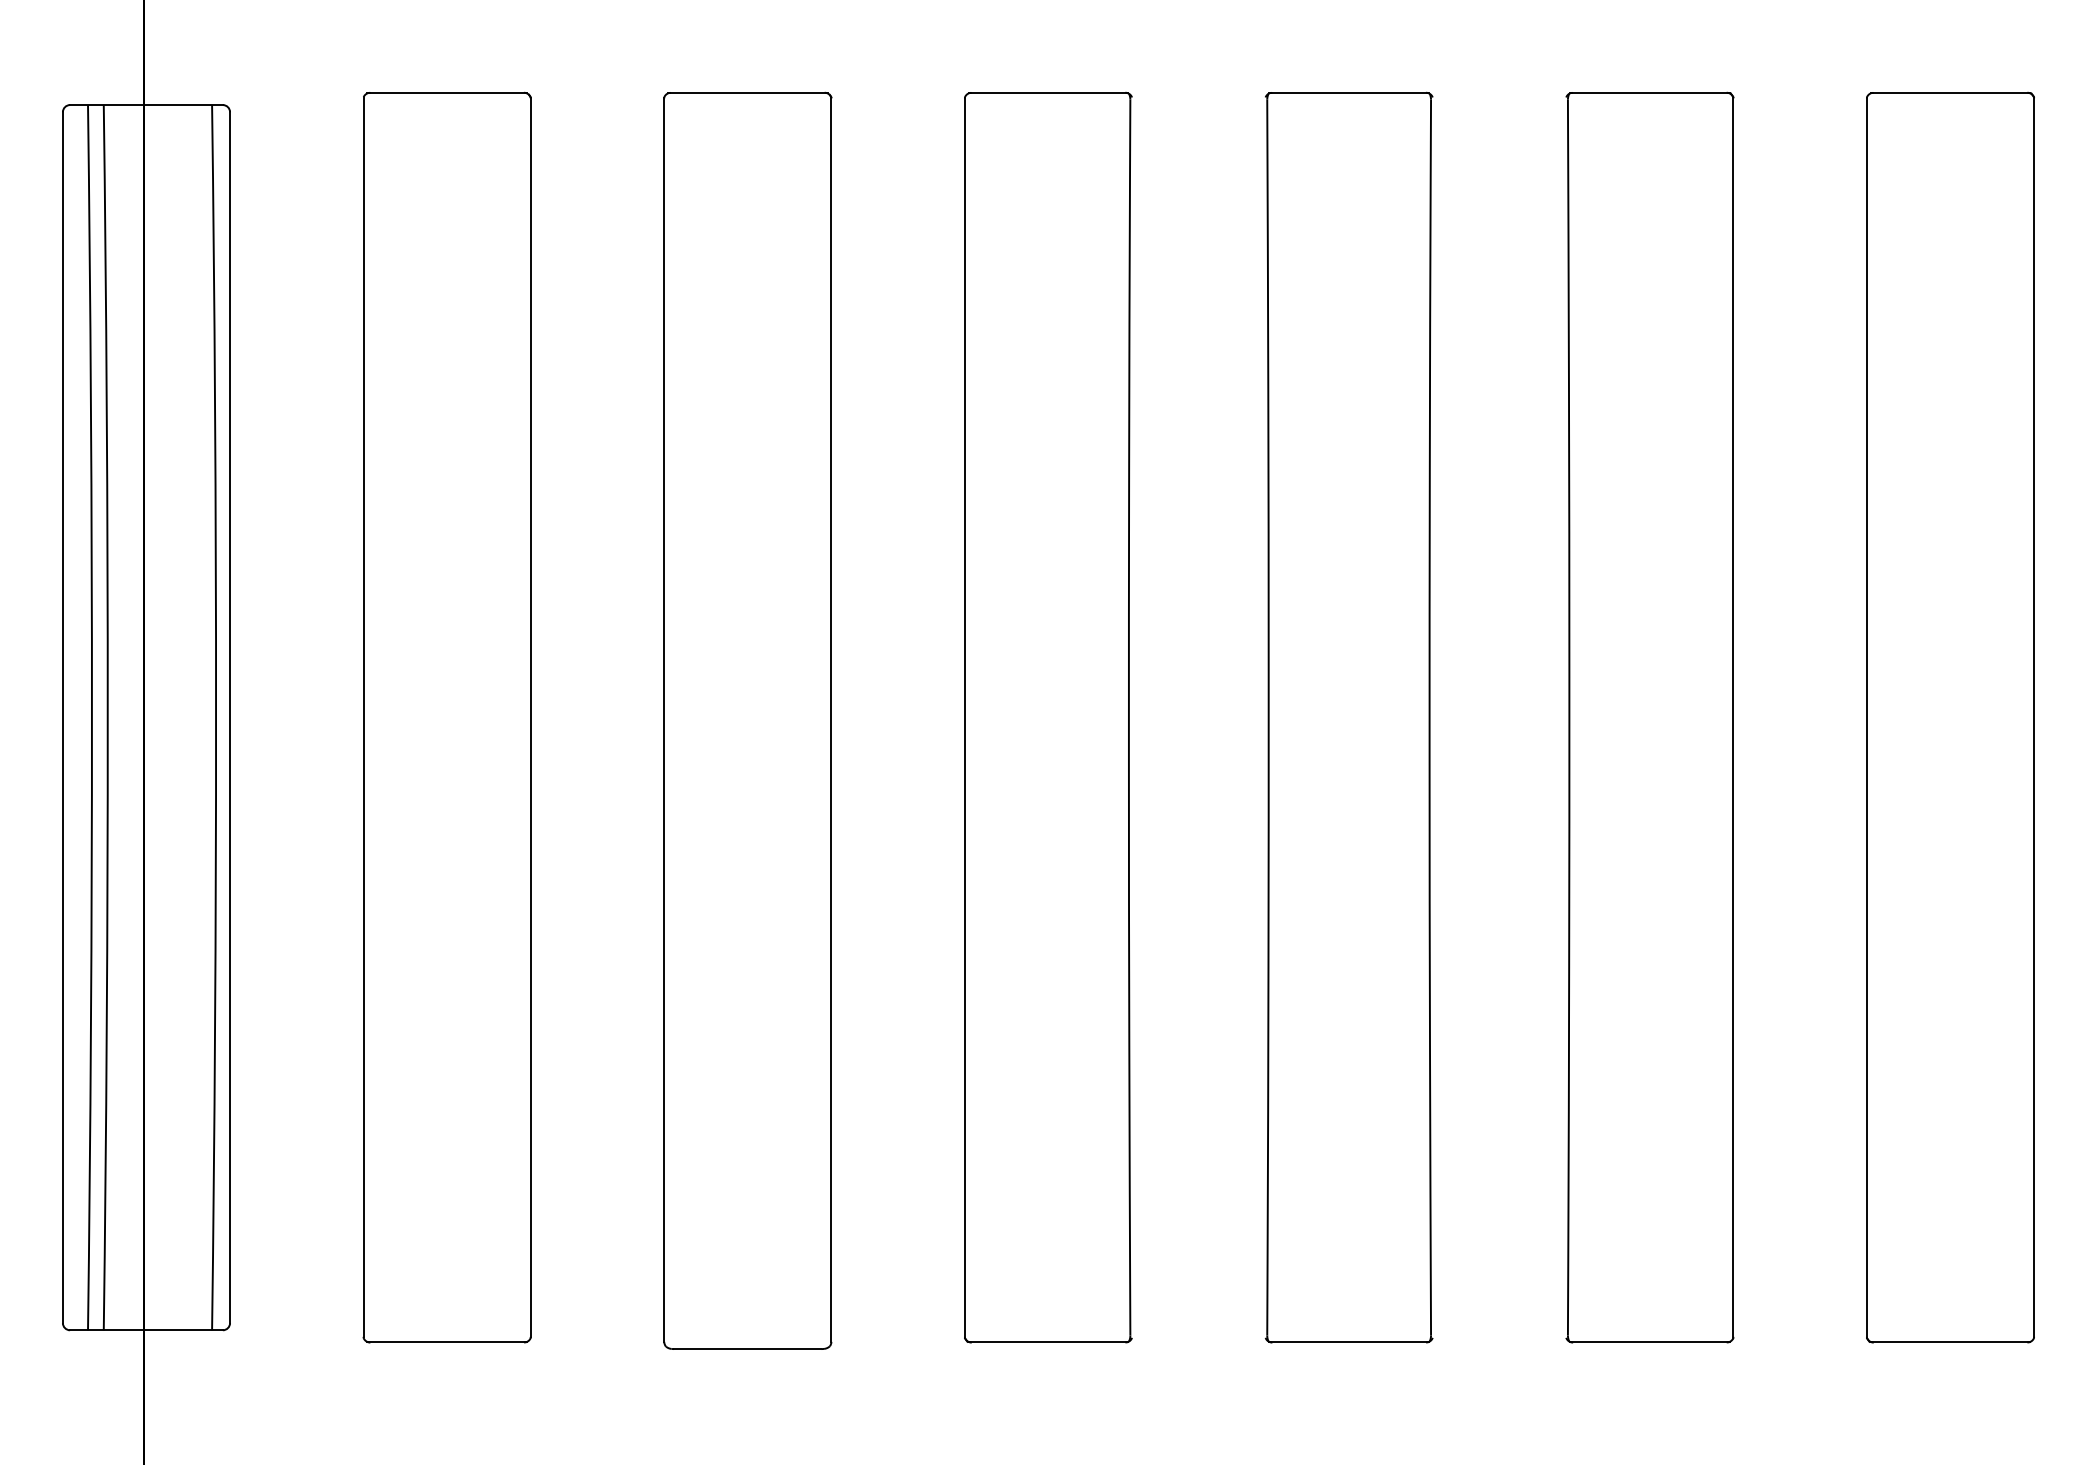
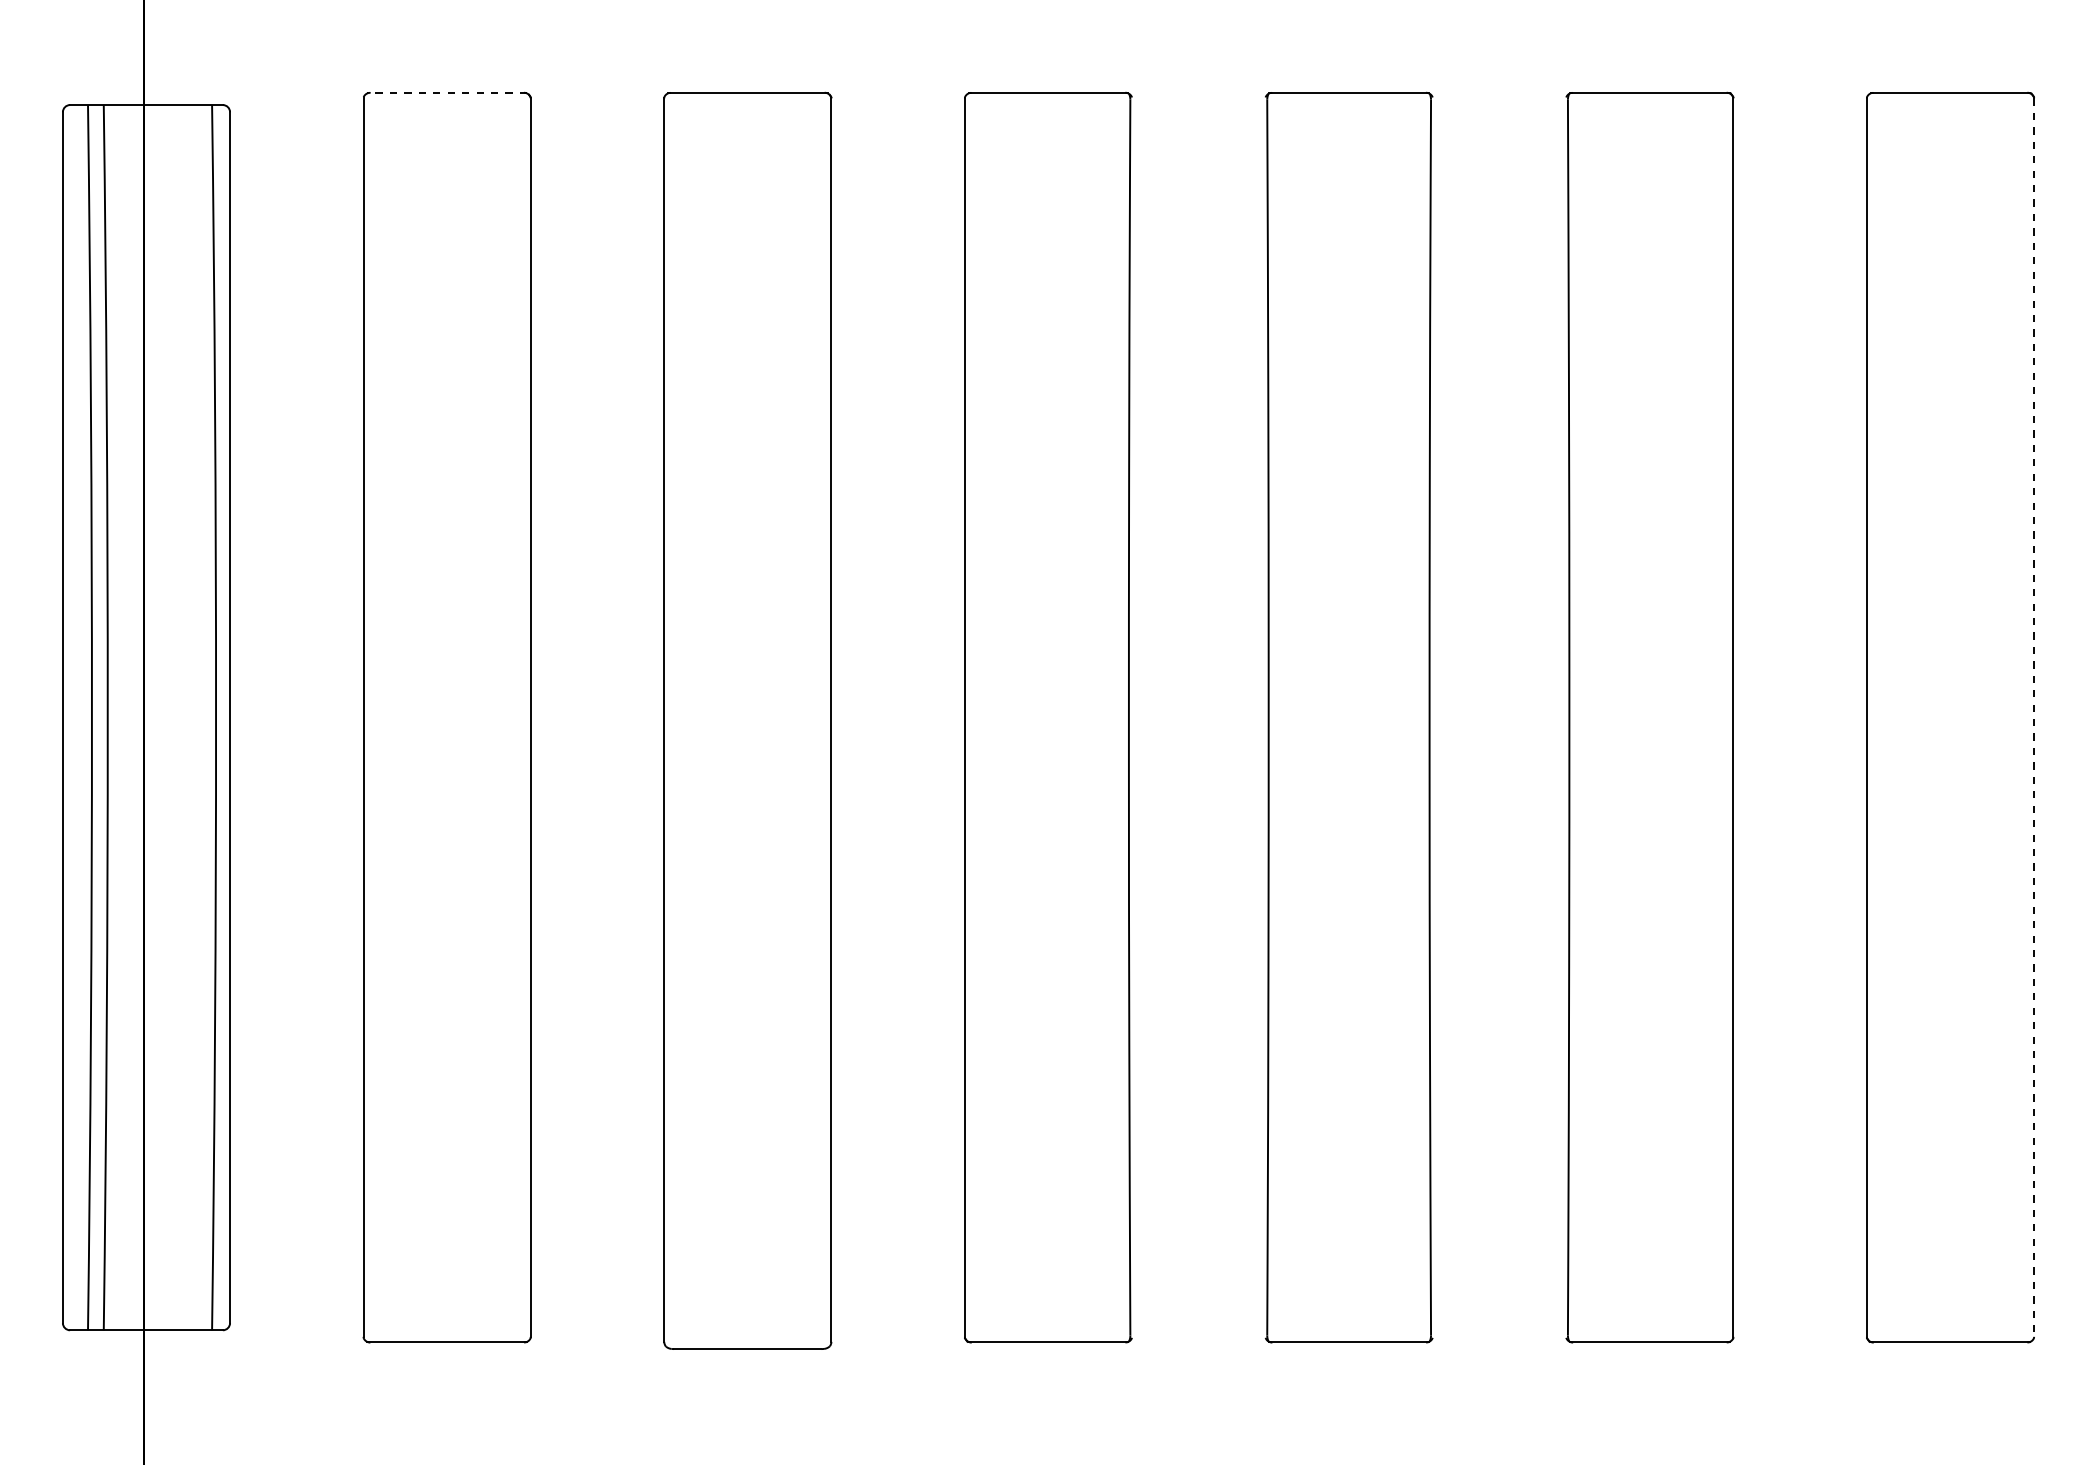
line: solid -> dashed (447, 93)
line: solid -> dashed (2034, 718)
